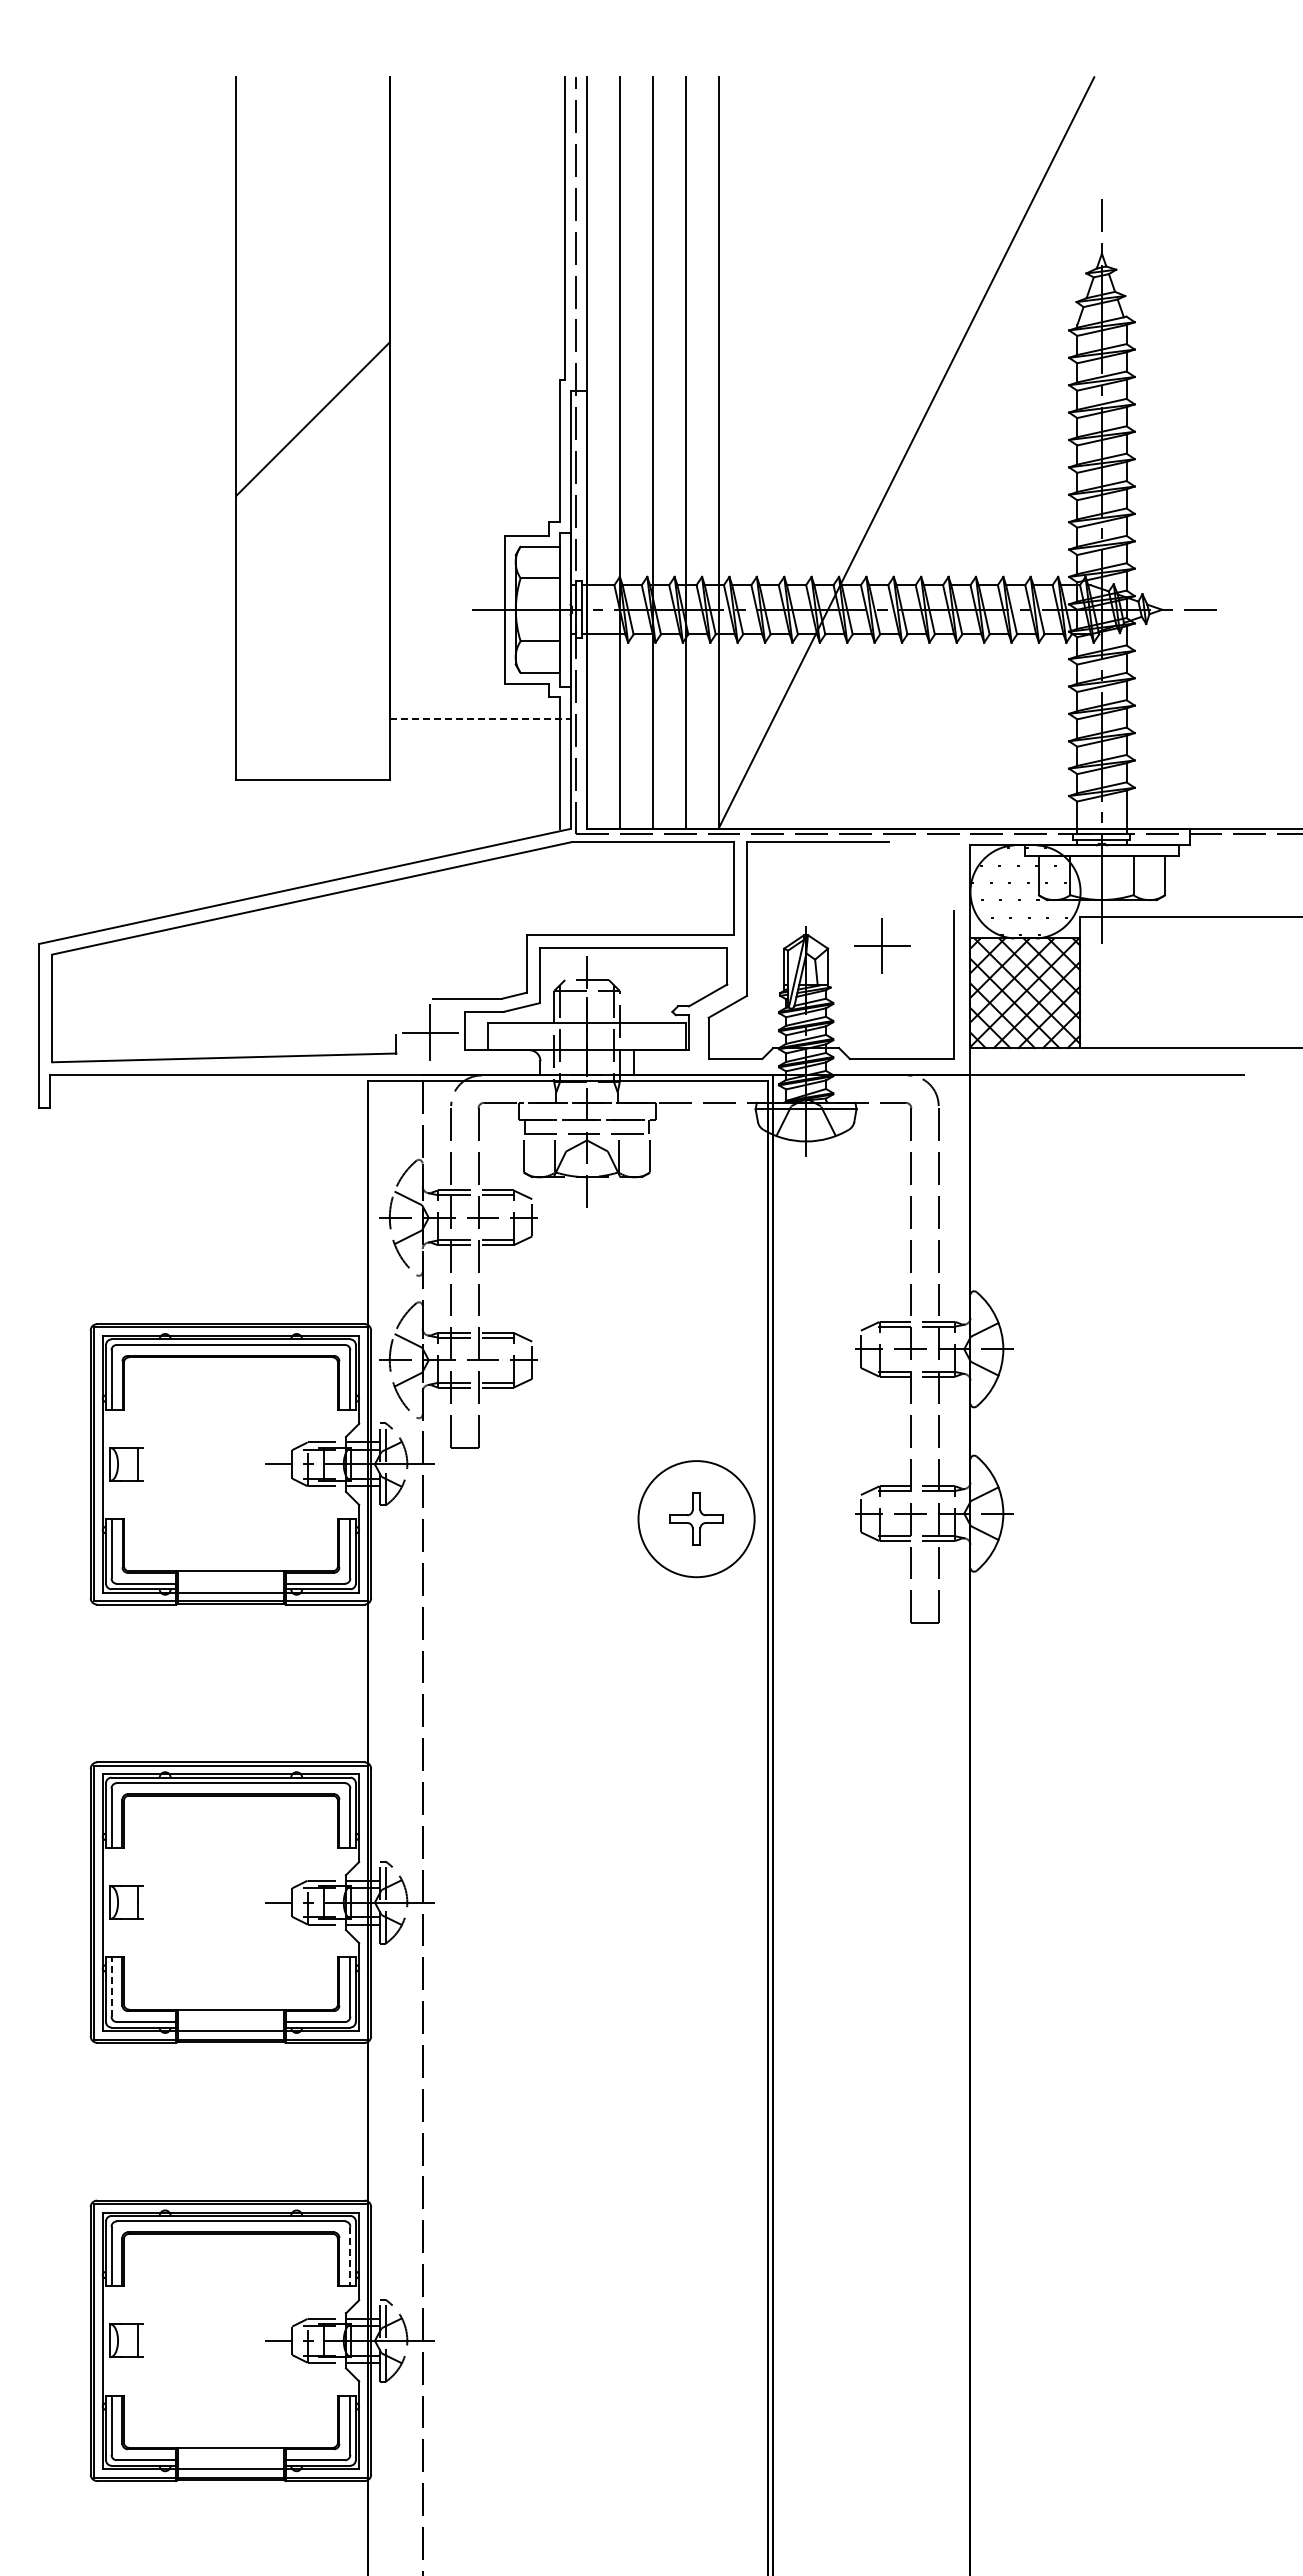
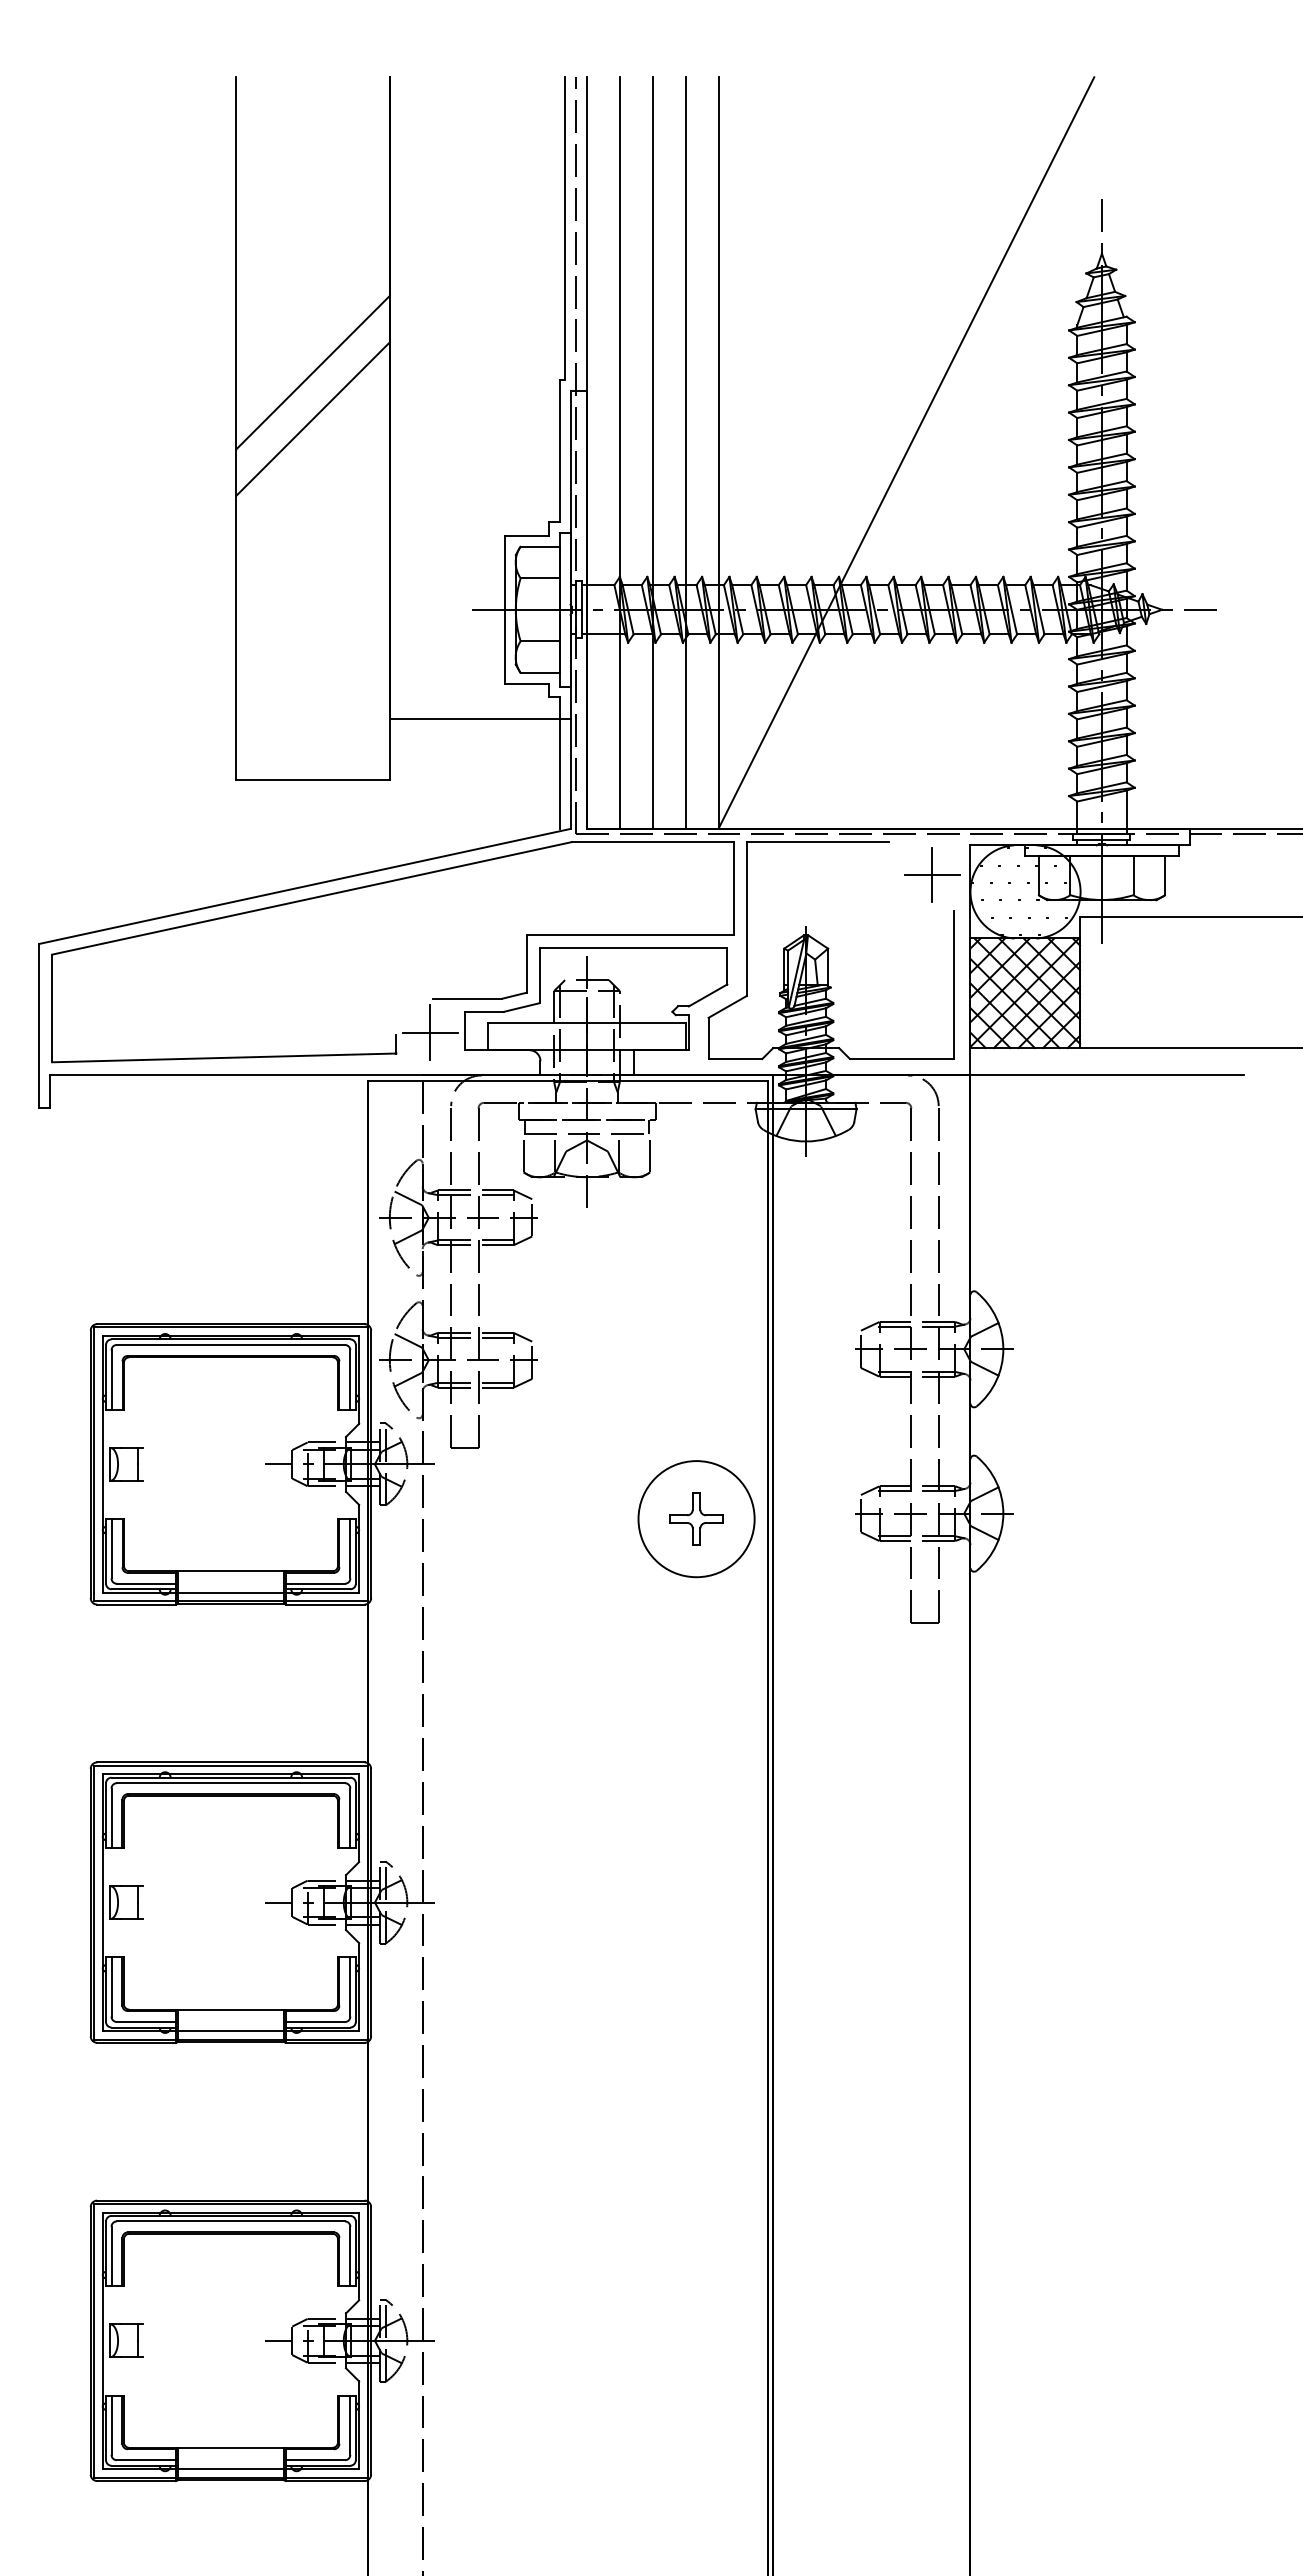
line: none -> present (312, 372)
line: dashed -> solid (480, 719)
part position: (882, 945) -> (932, 874) (932, 874)
line: dashed -> solid (111, 1987)
line: dashed -> solid (350, 2256)
